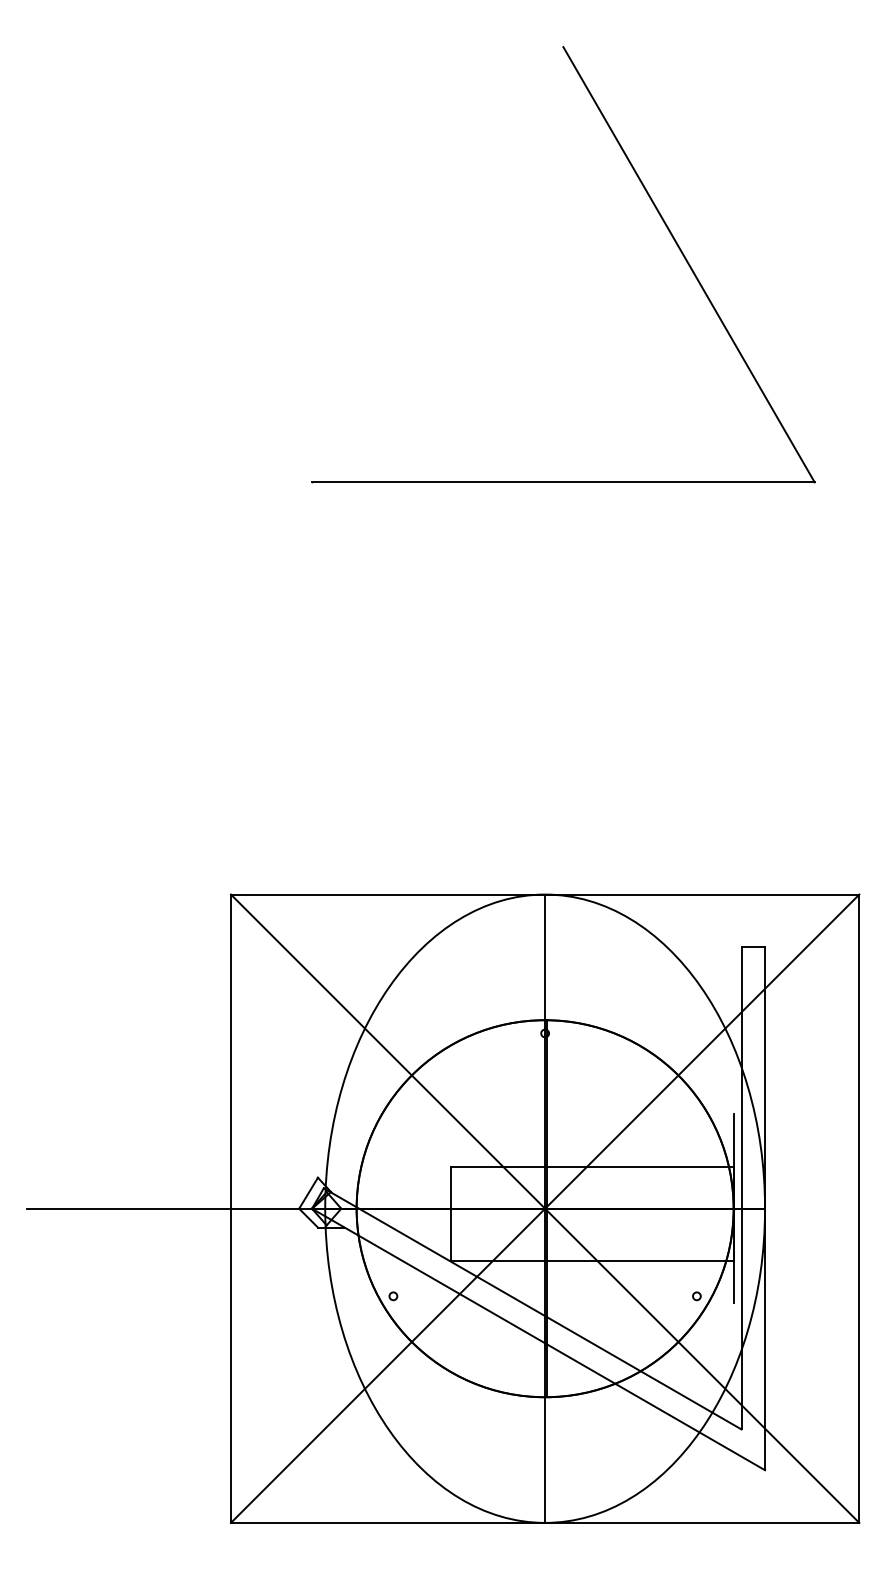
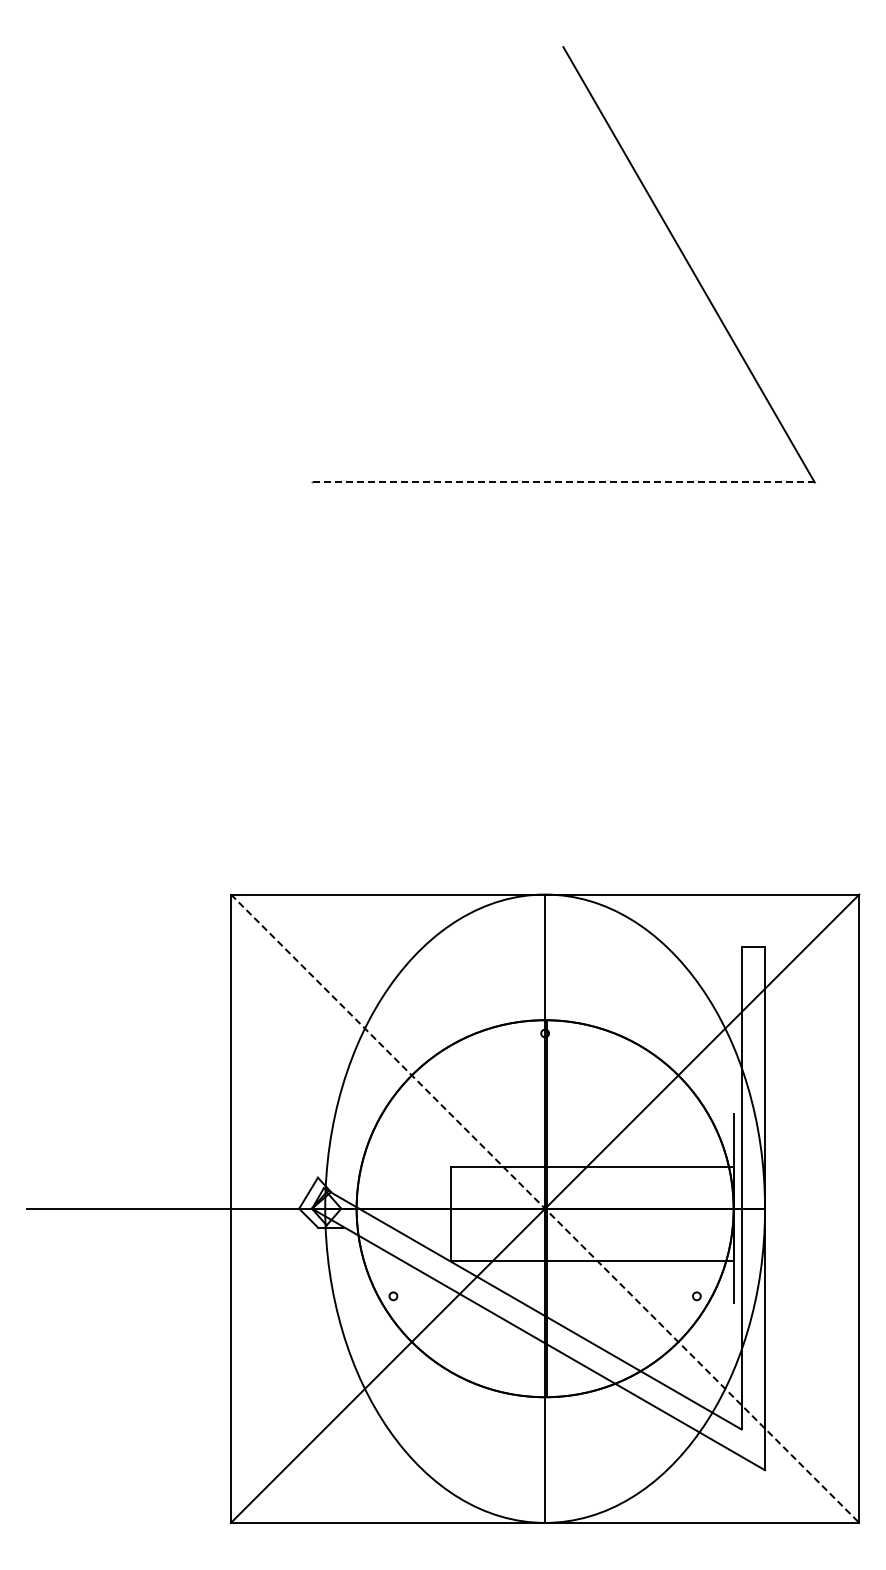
line: solid -> dashed (562, 482)
line: solid -> dashed (545, 1209)
